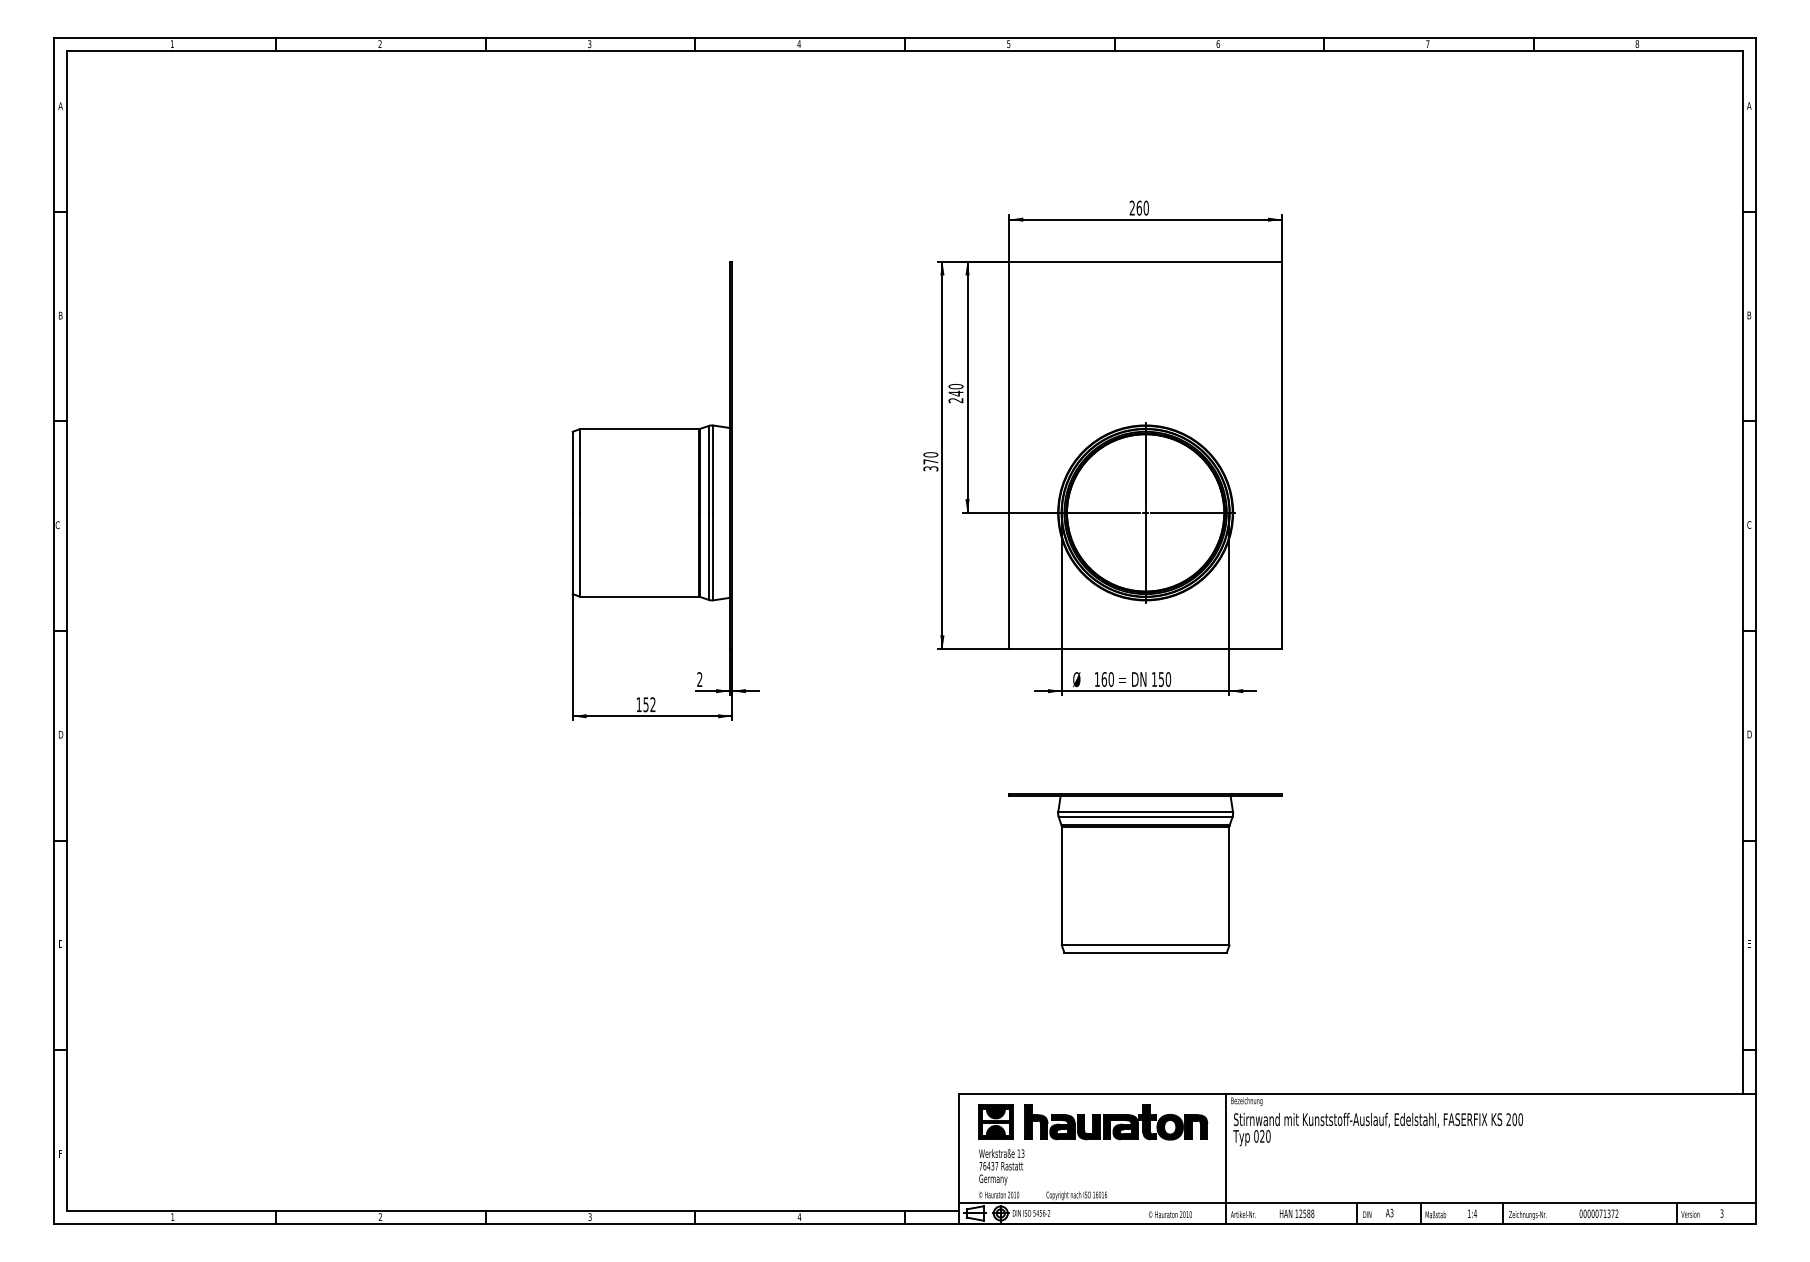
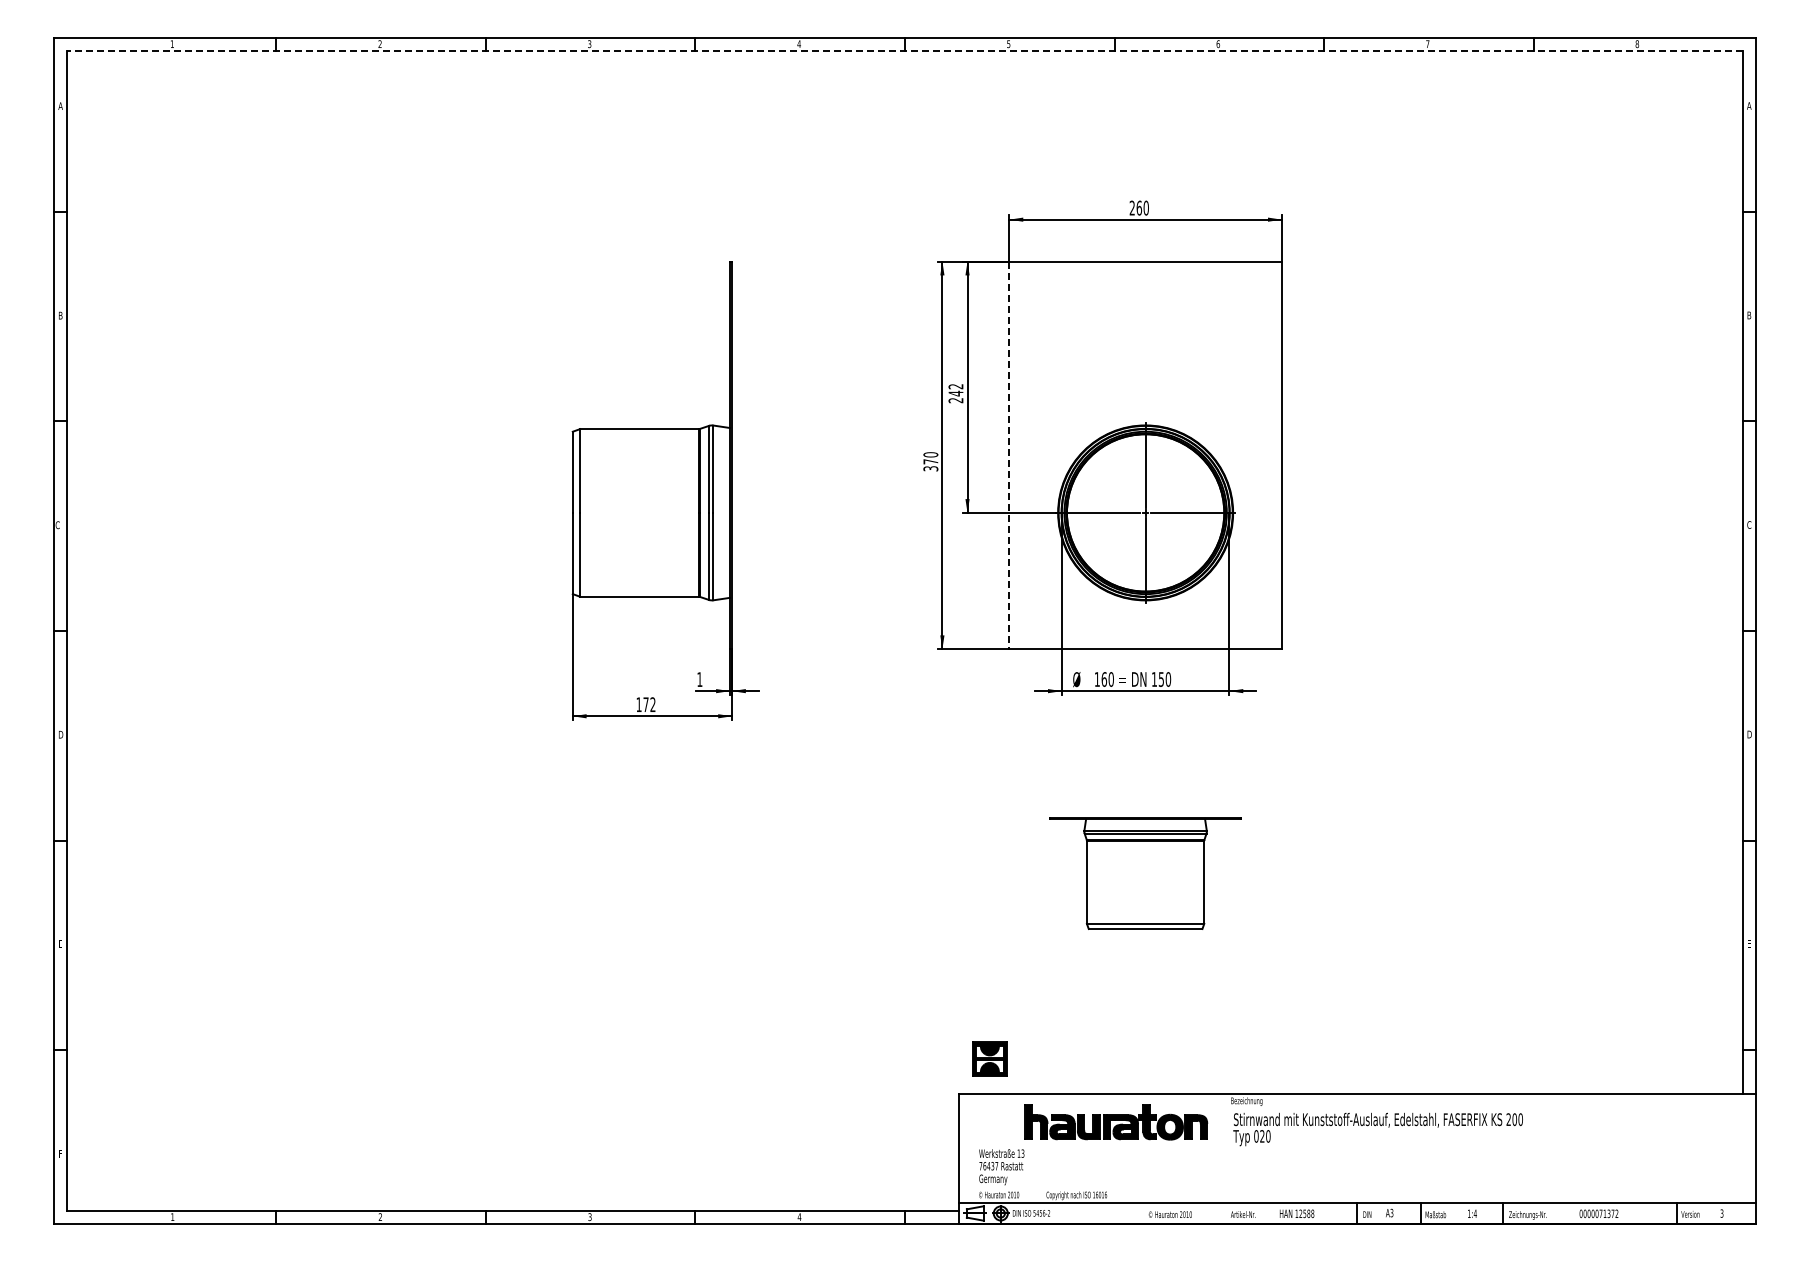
line: solid -> dashed (904, 50)
text: 240 -> 242 (955, 386)
line: solid -> dashed (1009, 455)
text: 2 -> 1 (699, 679)
text: 152 -> 172 (645, 704)
part size: 275x161 px -> 193x113 px (1145, 873)
part position: (995, 1121) -> (989, 1058) (989, 1058)
line: present -> none (1225, 1158)
